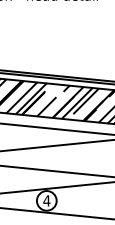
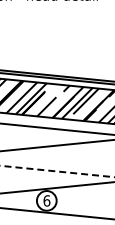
line: solid -> dashed (57, 171)
text: 4 -> 6 (46, 200)
